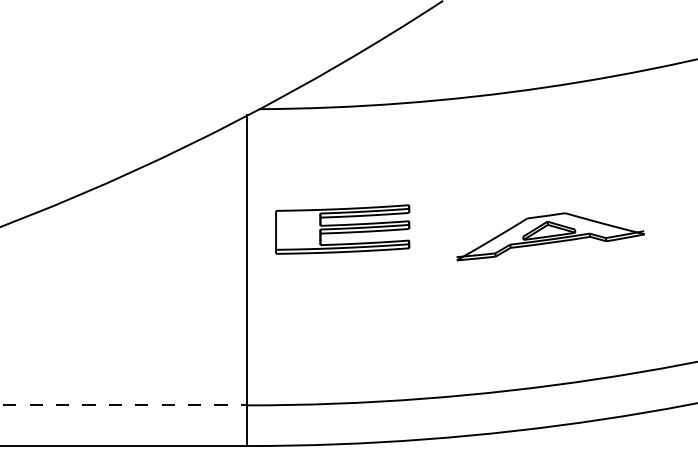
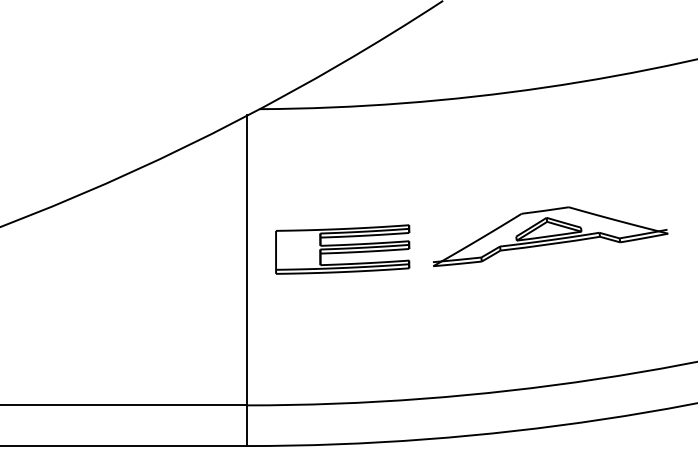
part position: (342, 229) -> (342, 249) (342, 249)
part size: 189x50 px -> 236x62 px (550, 236)
line: dashed -> solid (124, 405)
